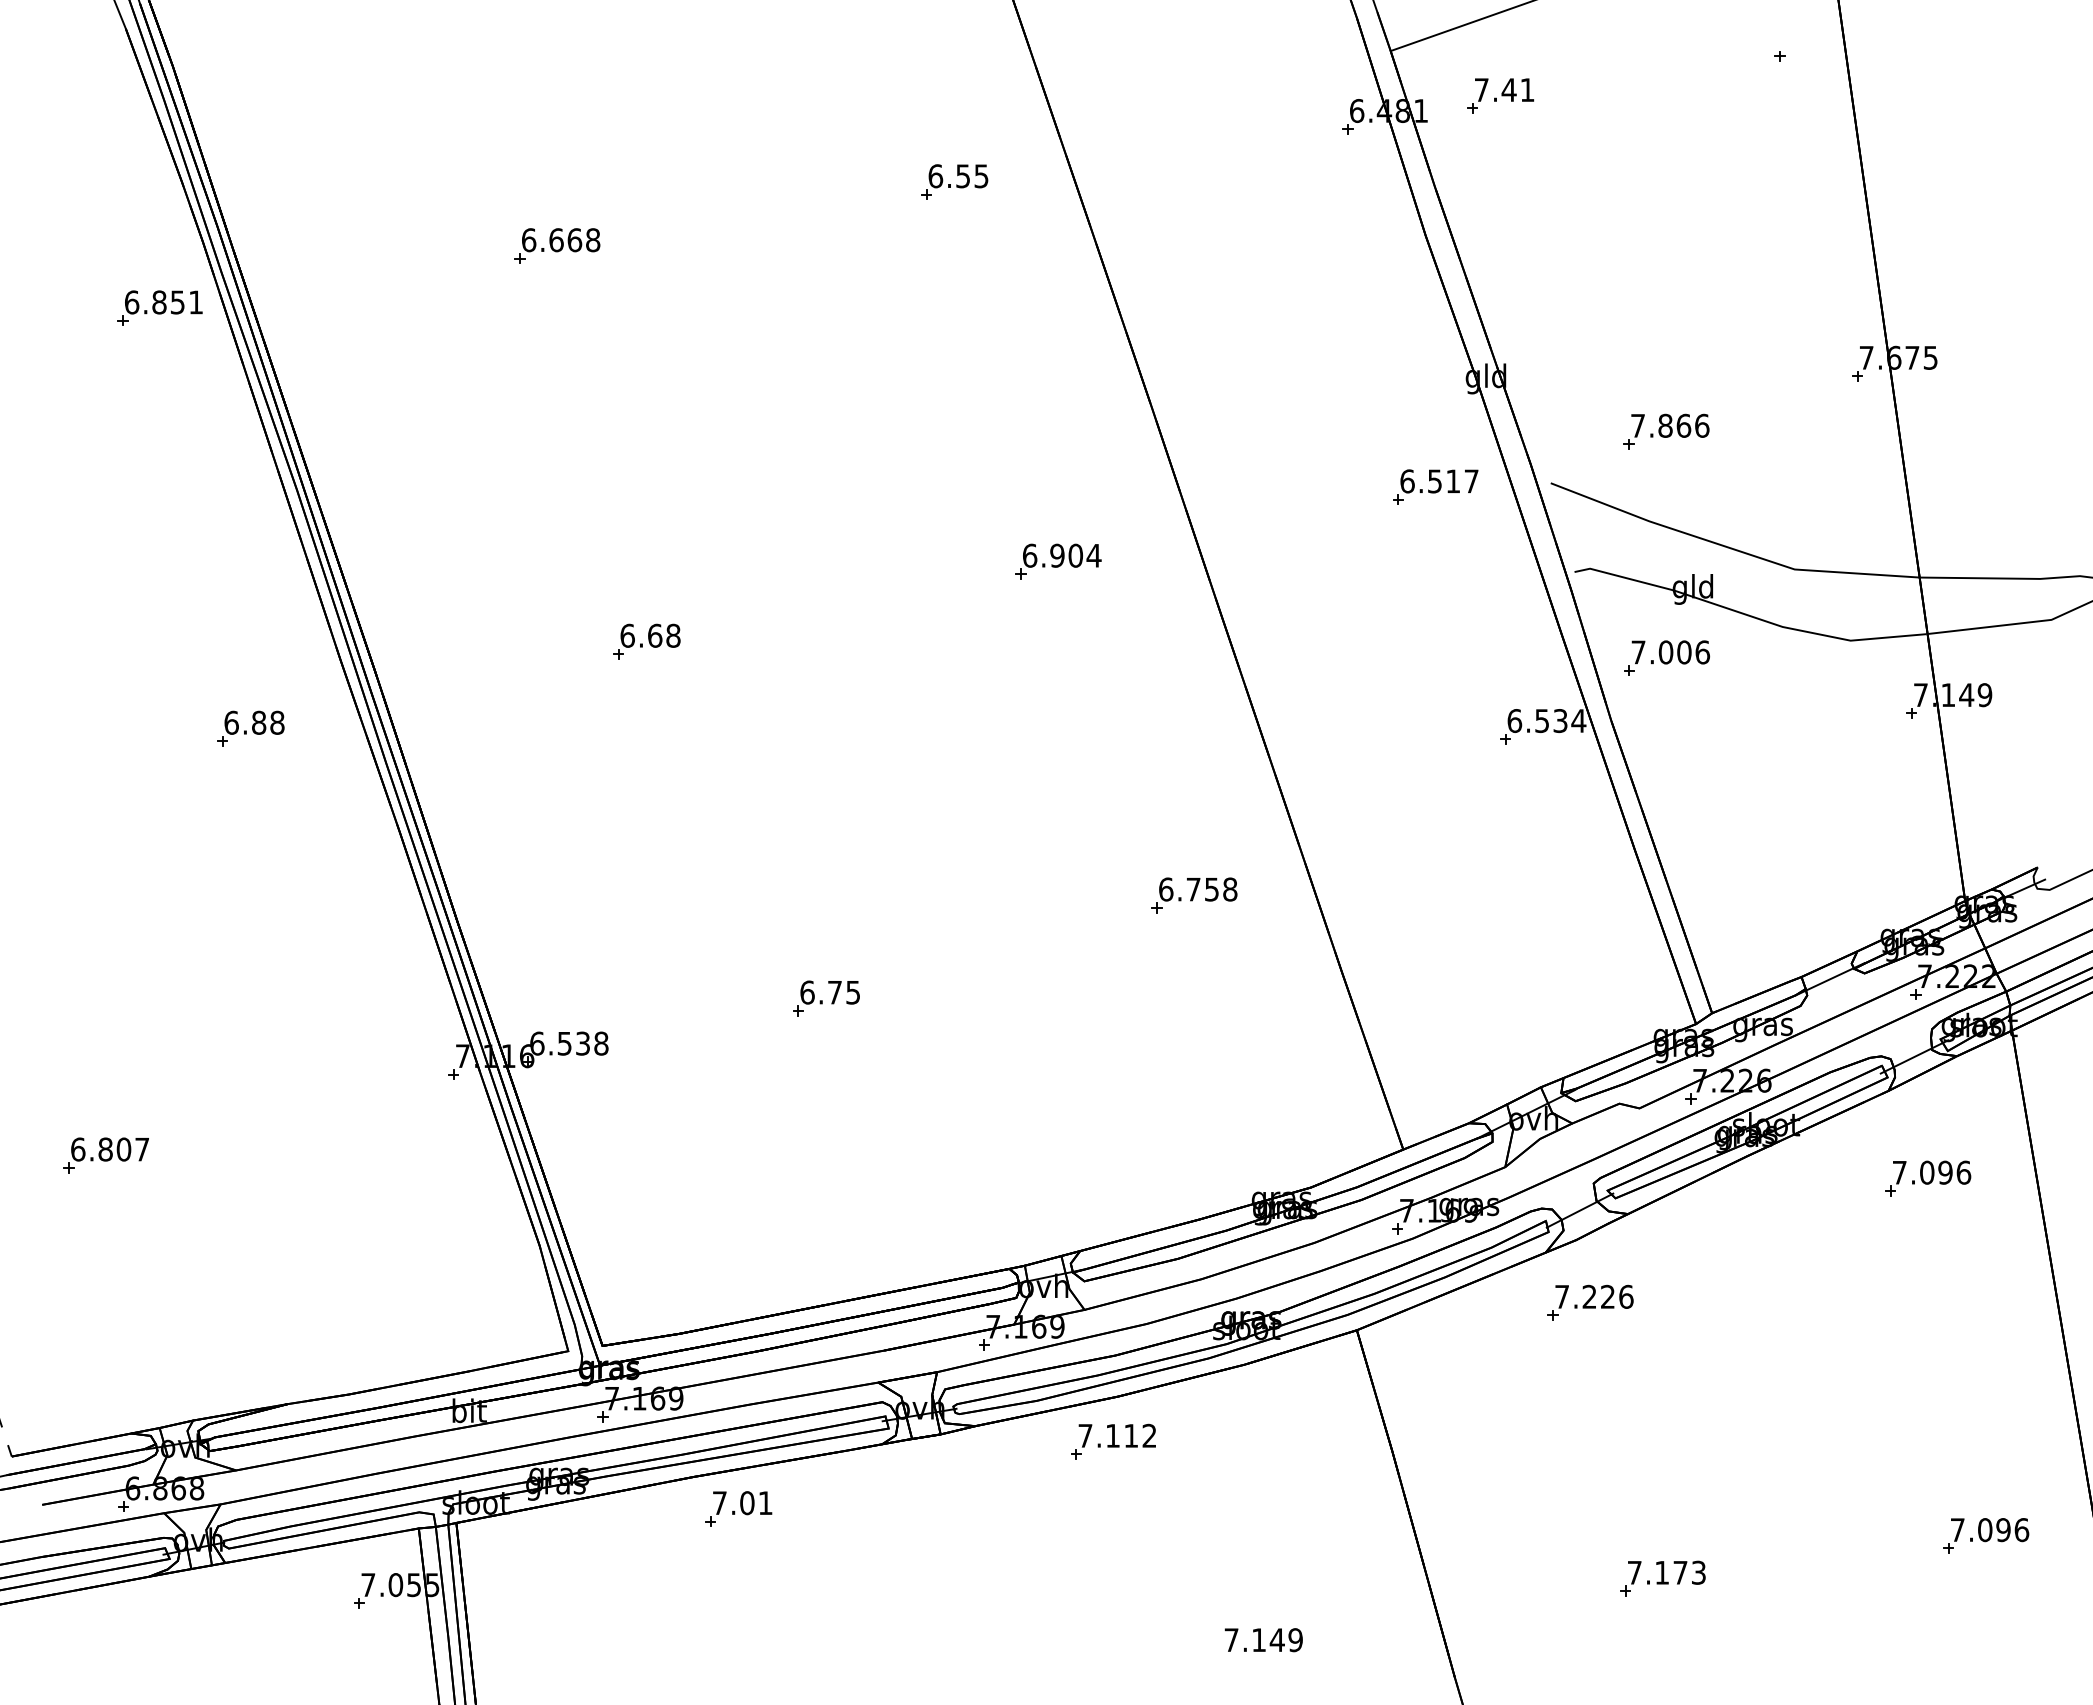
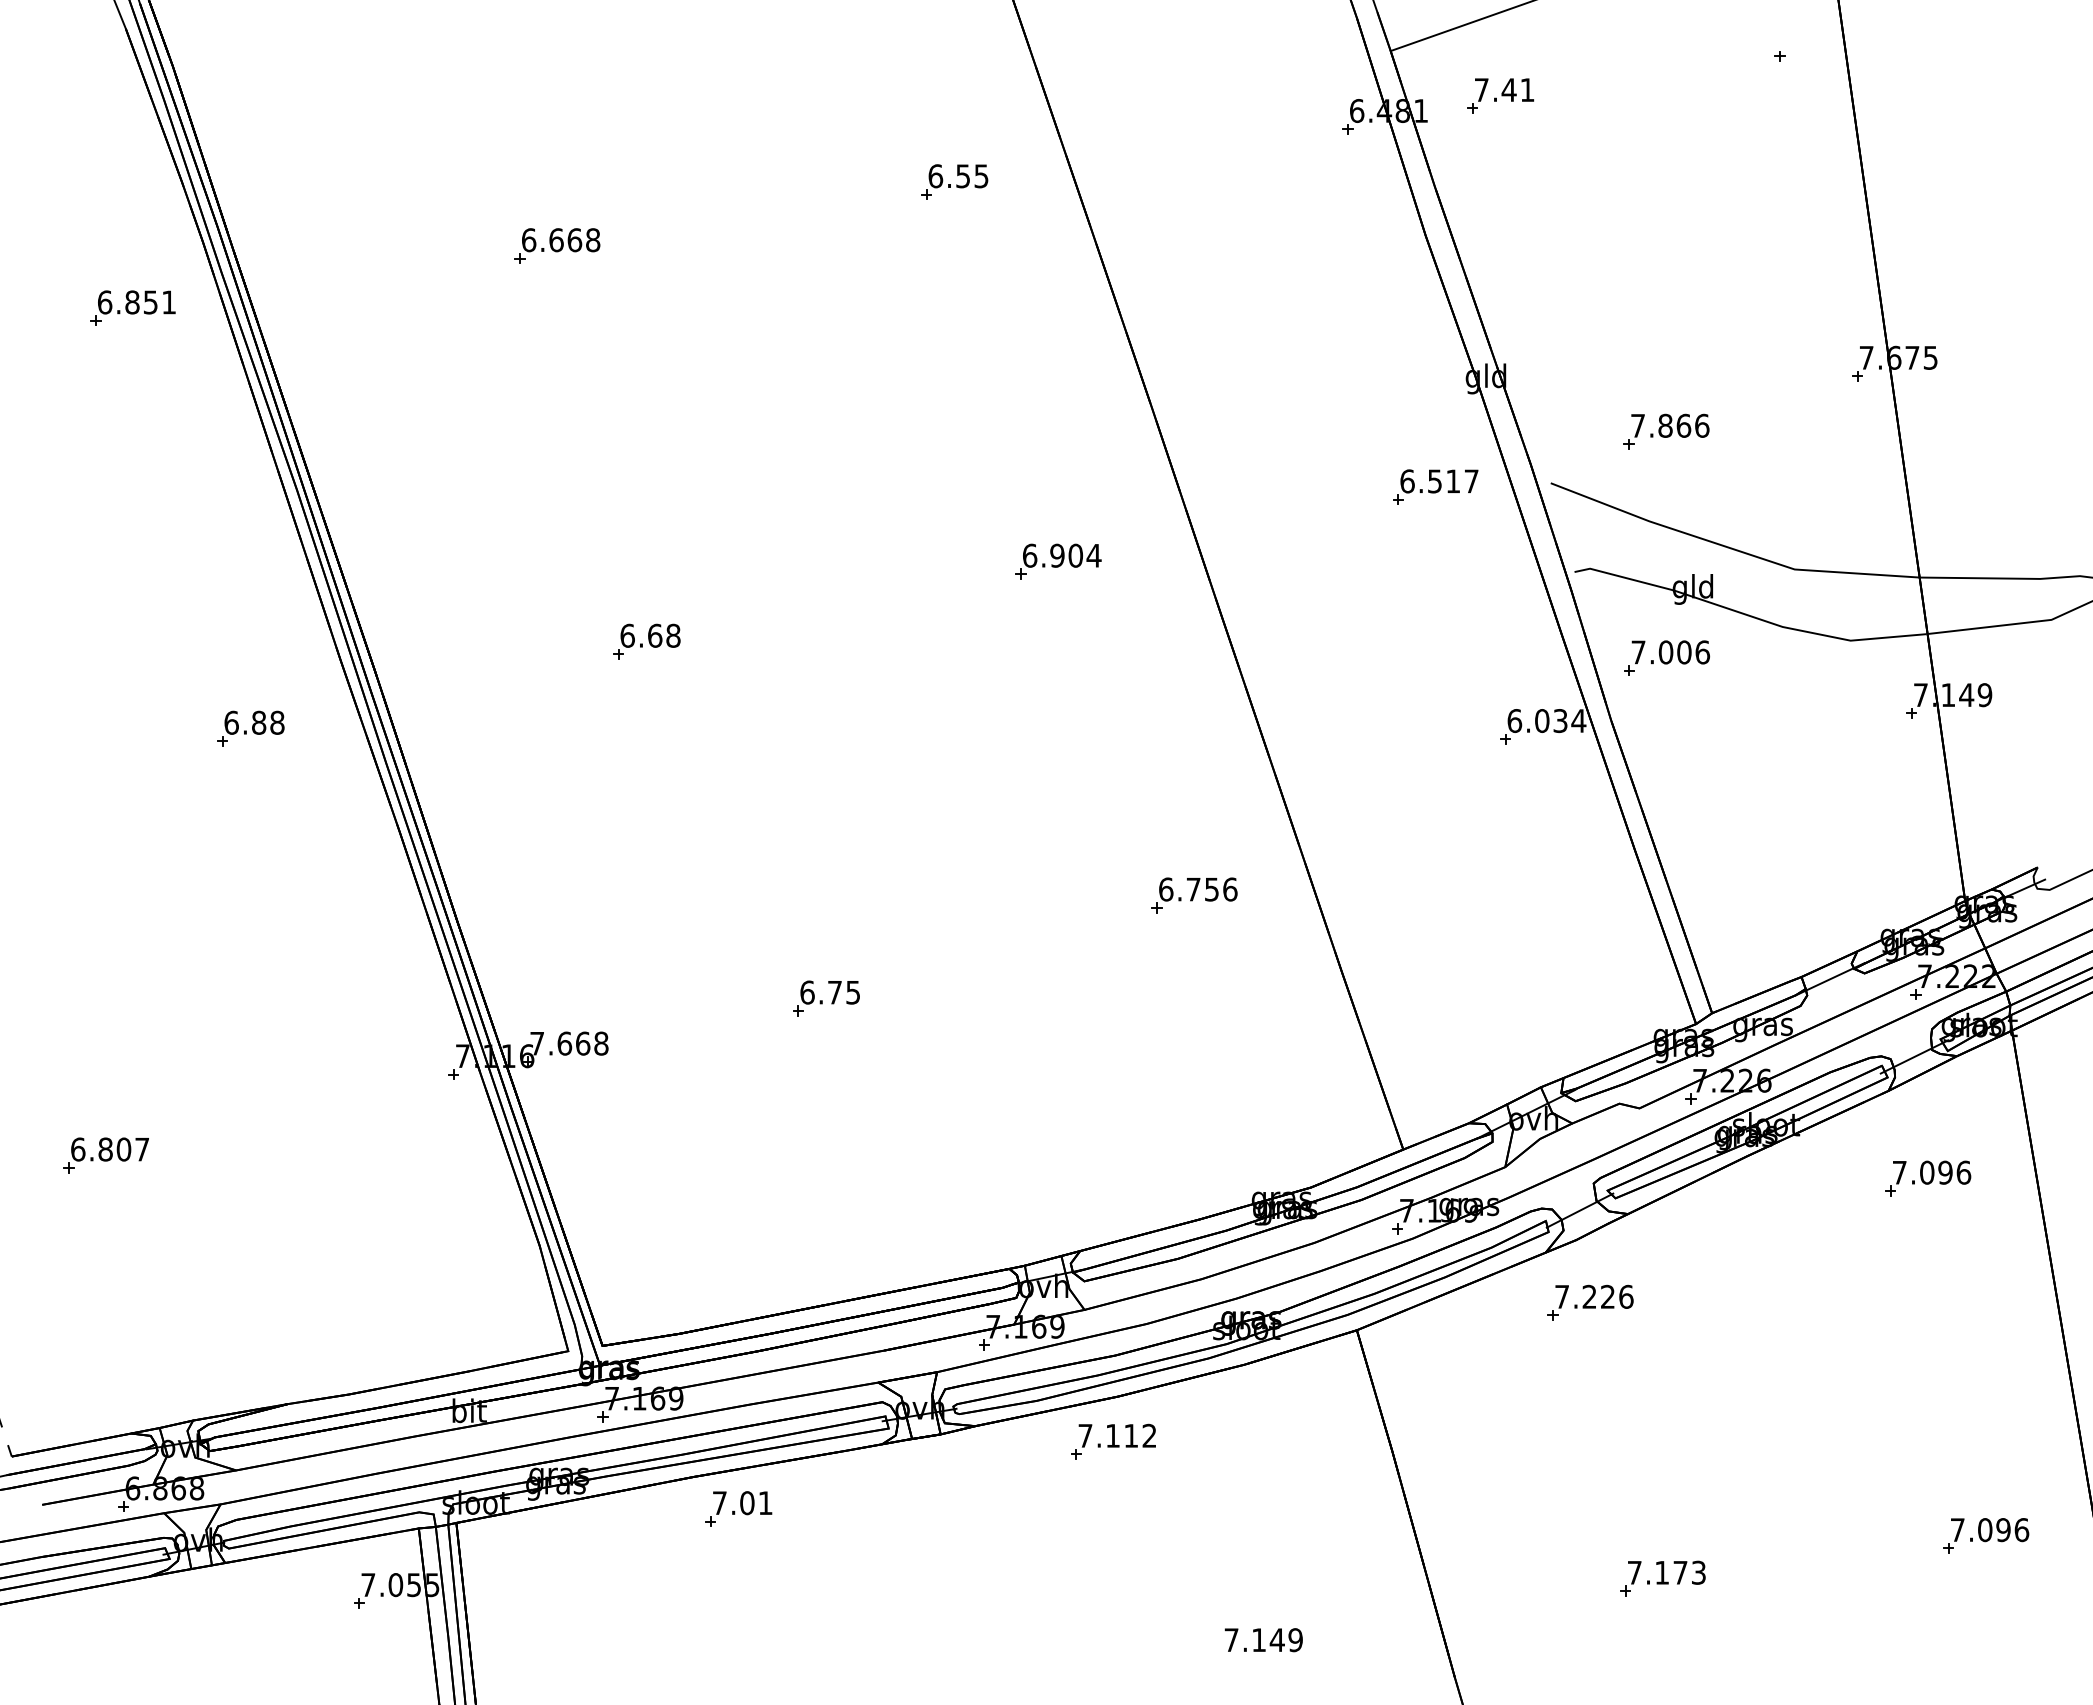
part position: (159, 307) -> (132, 307) (132, 307)
text: 6.534 -> 6.034 (1542, 721)
text: 6.758 -> 6.756 (1230, 889)
text: 6.538 -> 7.668 (560, 1043)
